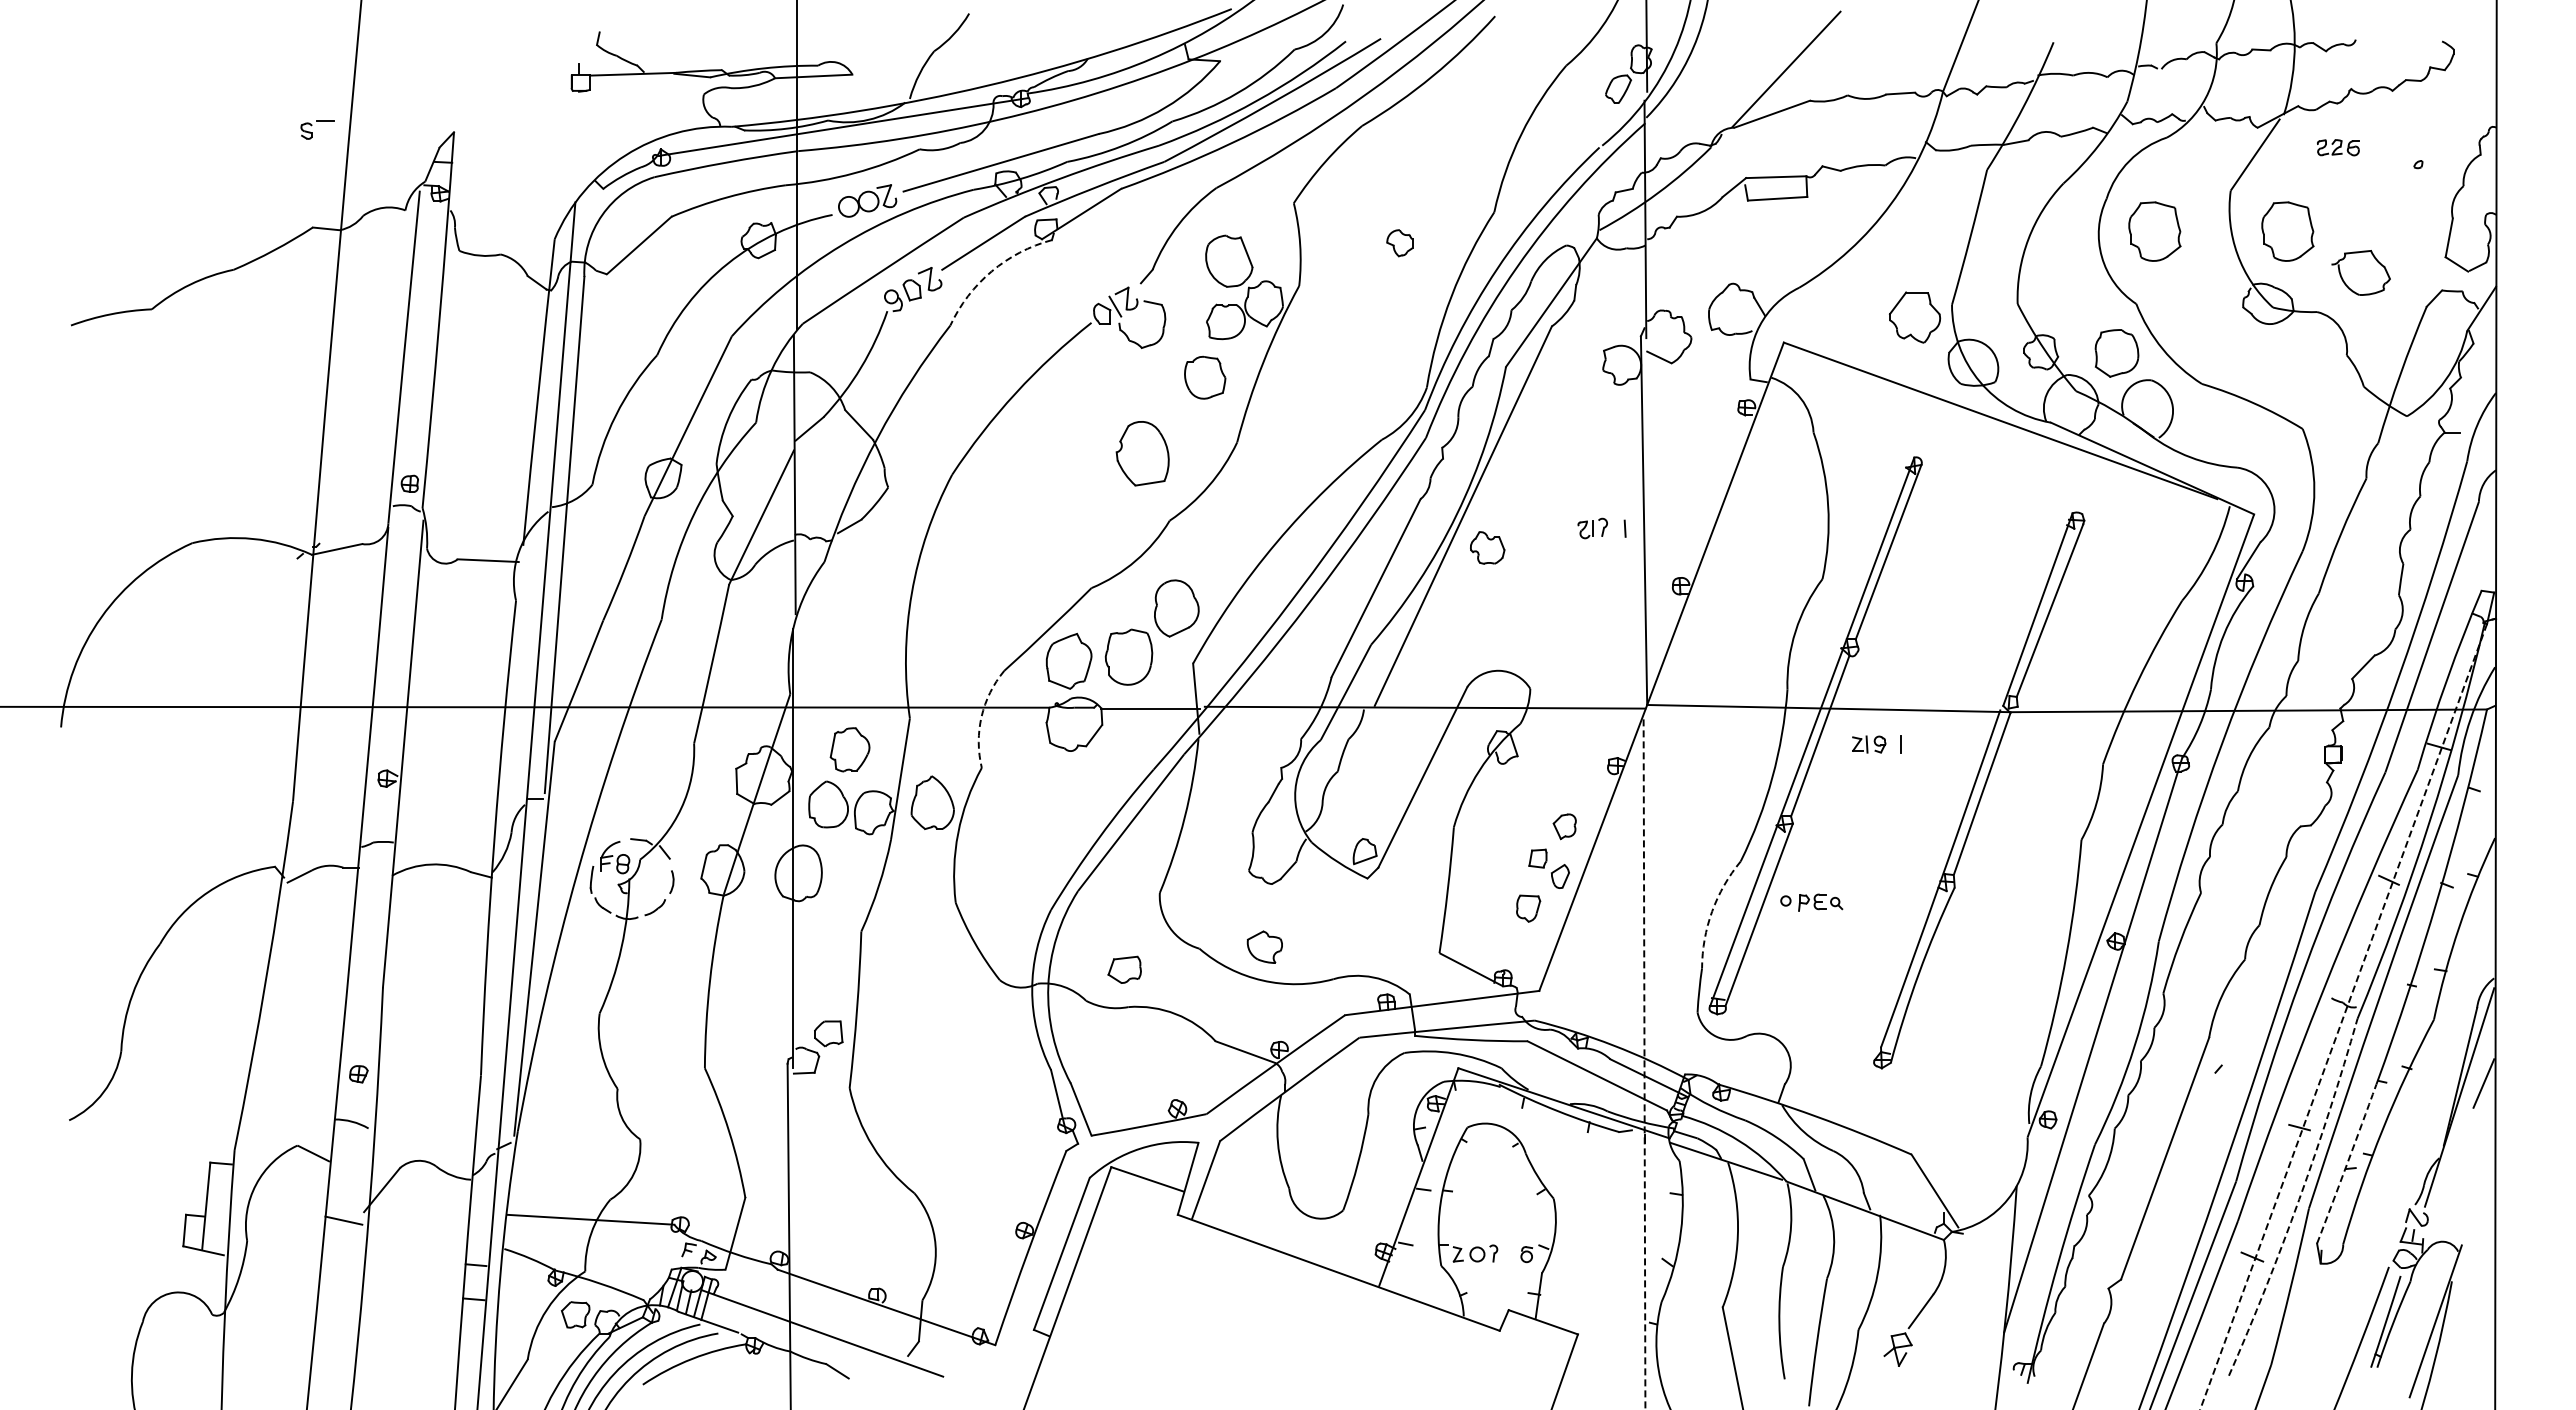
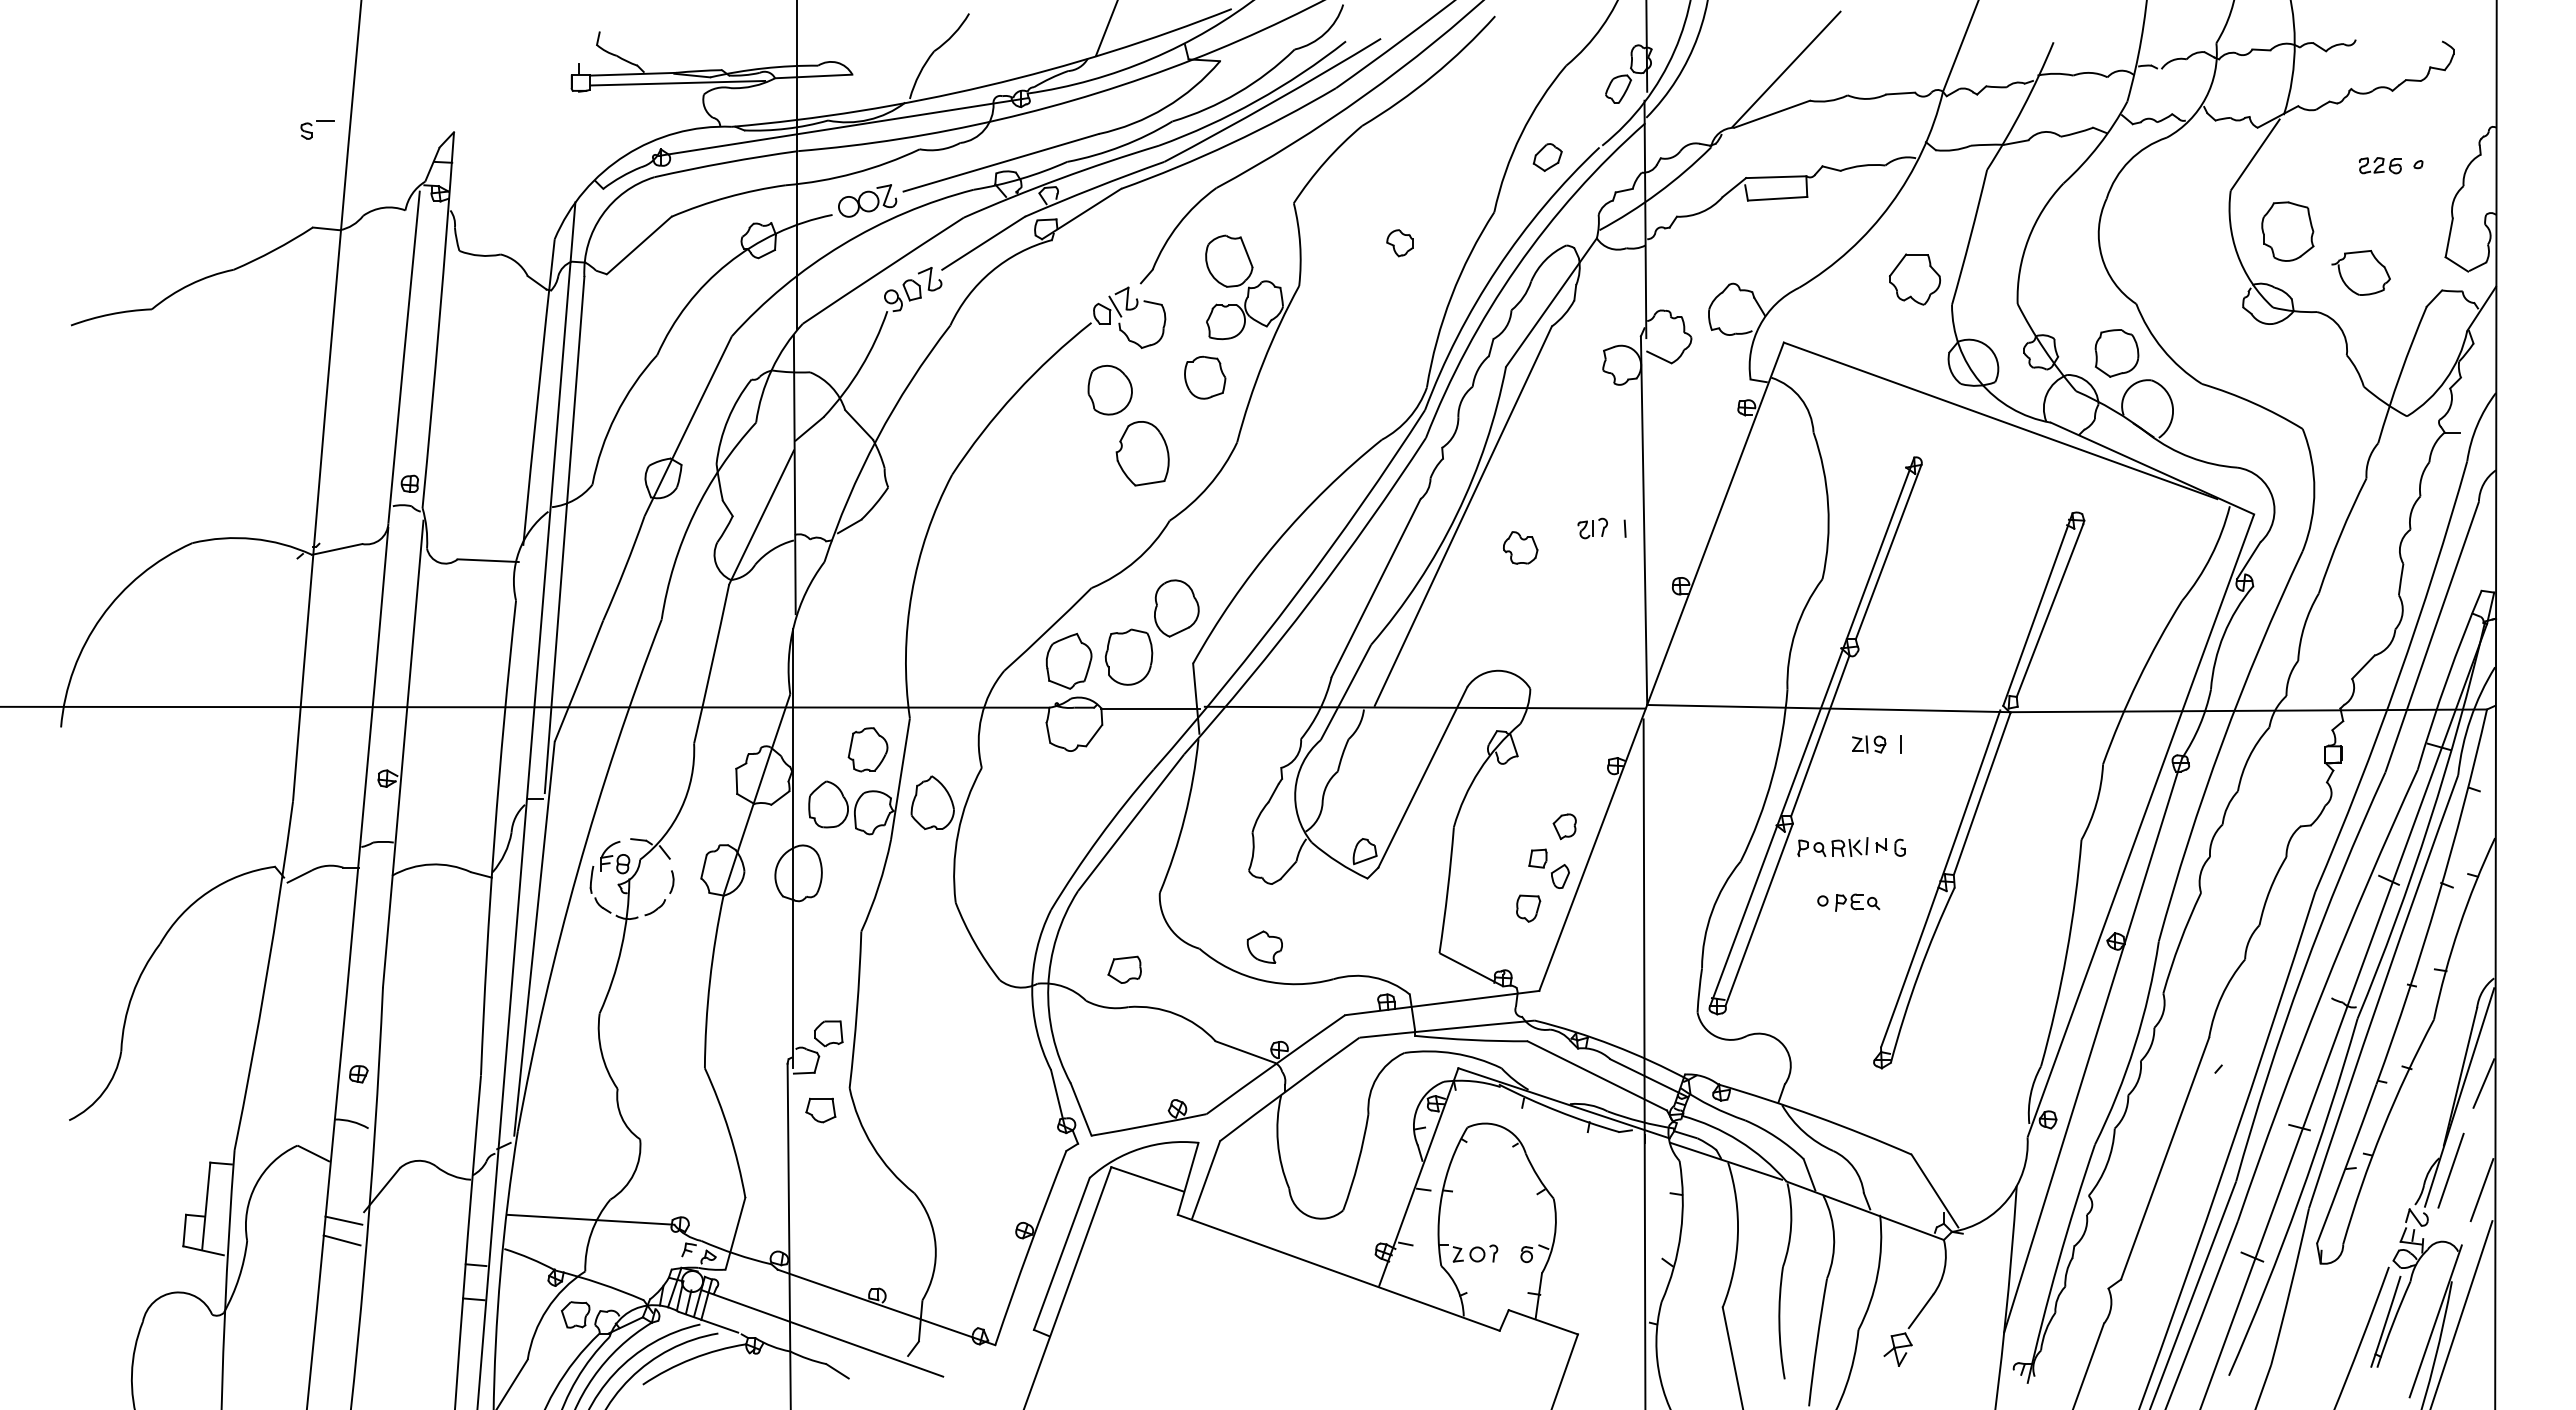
line: none -> present (1106, 28)
line: none -> present (677, 82)
part position: (2338, 147) -> (2380, 165) (2380, 165)
part: none -> present (1547, 157)
part: present -> none (2154, 231)
arc: dashed -> solid (991, 271)
part position: (1915, 317) -> (1915, 279) (1915, 279)
part: none -> present (1109, 390)
part position: (1487, 547) -> (1520, 547) (1520, 547)
arc: dashed -> solid (981, 716)
part position: (849, 749) -> (867, 749) (867, 749)
part: none -> present (1851, 846)
part position: (1811, 902) -> (1848, 902) (1848, 902)
arc: dashed -> solid (1712, 911)
line: dashed -> solid (2343, 1016)
line: dashed -> solid (1644, 1064)
part: none -> present (820, 1110)
arc: dashed -> solid (2347, 1164)
line: none -> present (2450, 1170)
line: none -> present (2481, 1190)
arc: dashed -> solid (2299, 1199)
line: none -> present (341, 1240)
line: none -> present (2461, 1313)
